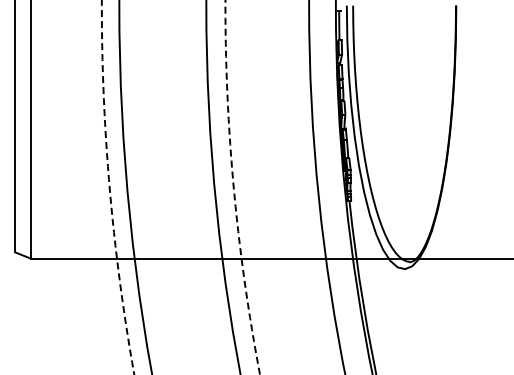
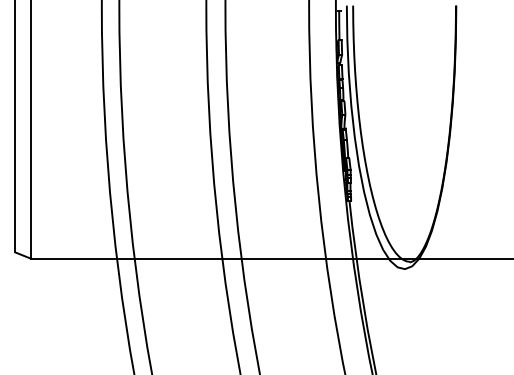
circle: dashed -> solid (117, 187)
circle: dashed -> solid (242, 187)
